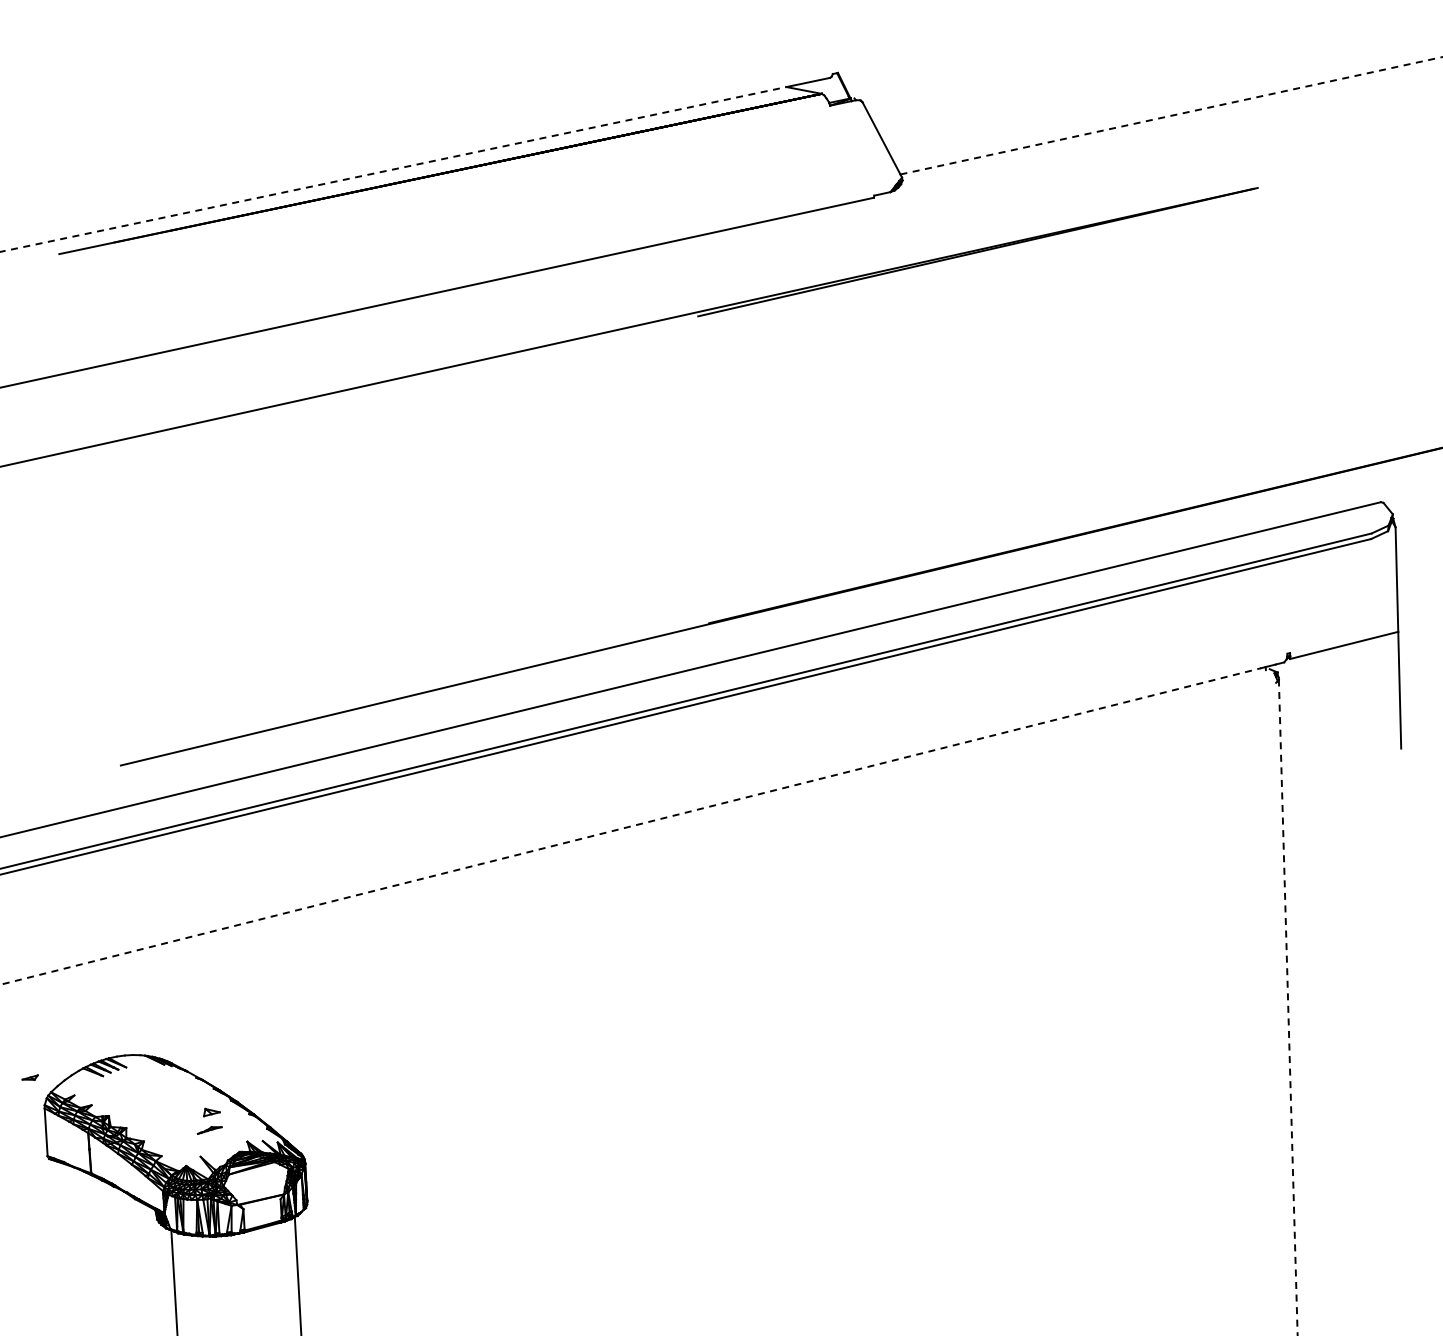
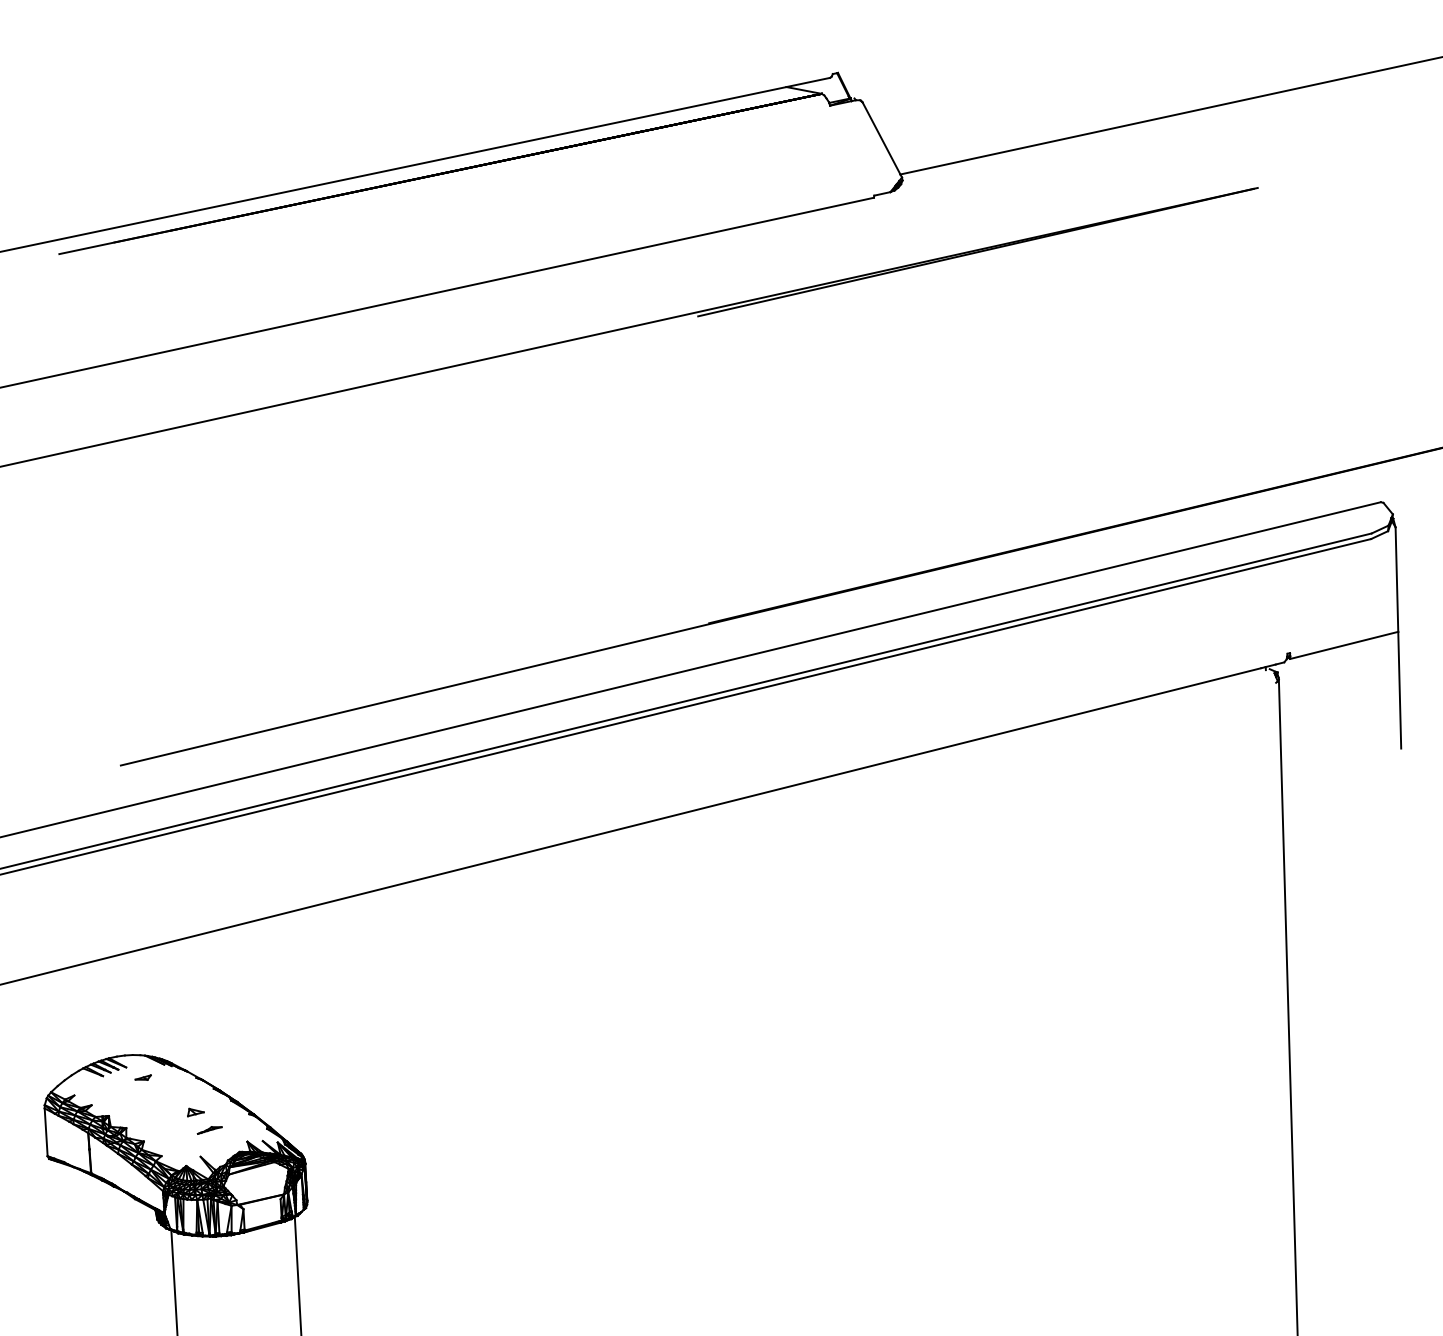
line: dashed -> solid (1172, 115)
line: dashed -> solid (394, 169)
line: dashed -> solid (631, 826)
line: dashed -> solid (1288, 1007)
part position: (29, 1077) -> (142, 1077) (142, 1077)
part position: (211, 1112) -> (195, 1112) (195, 1112)
